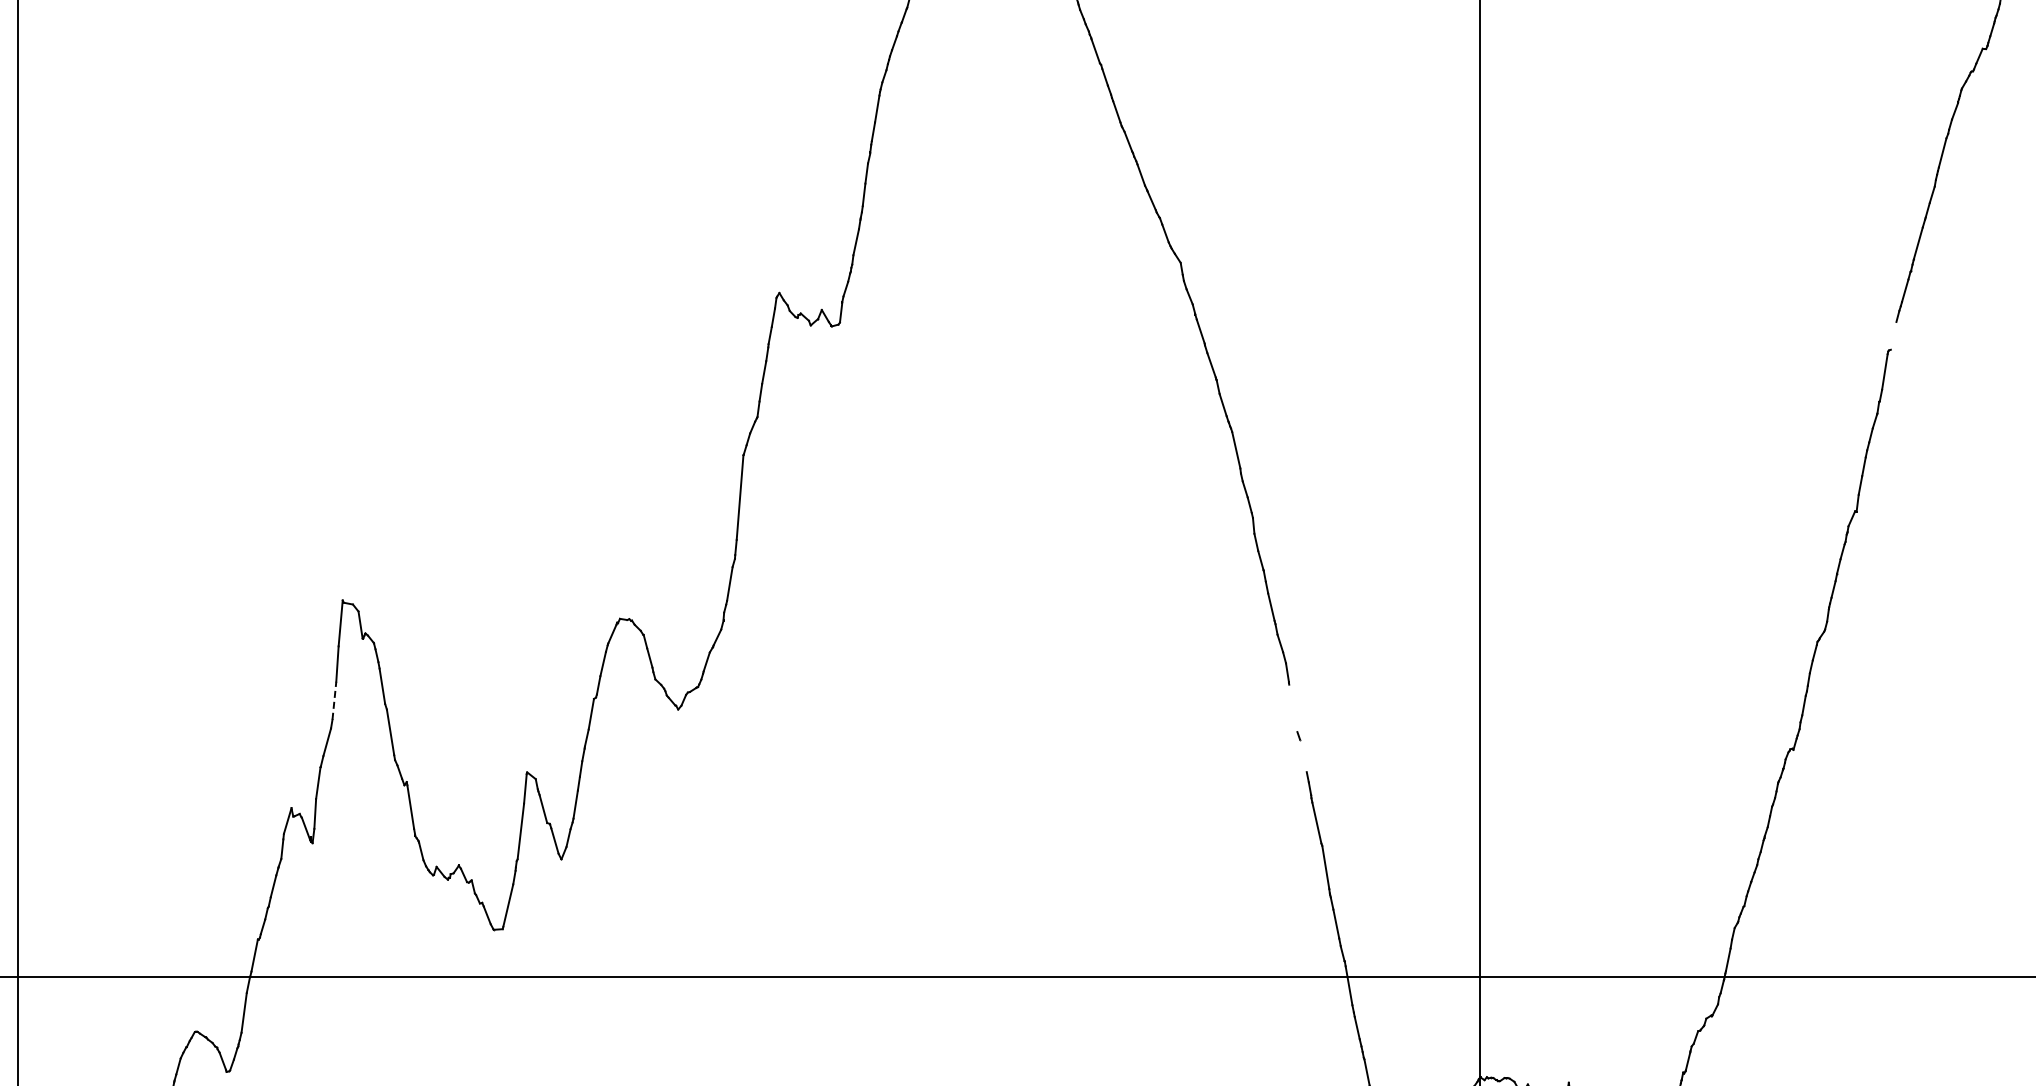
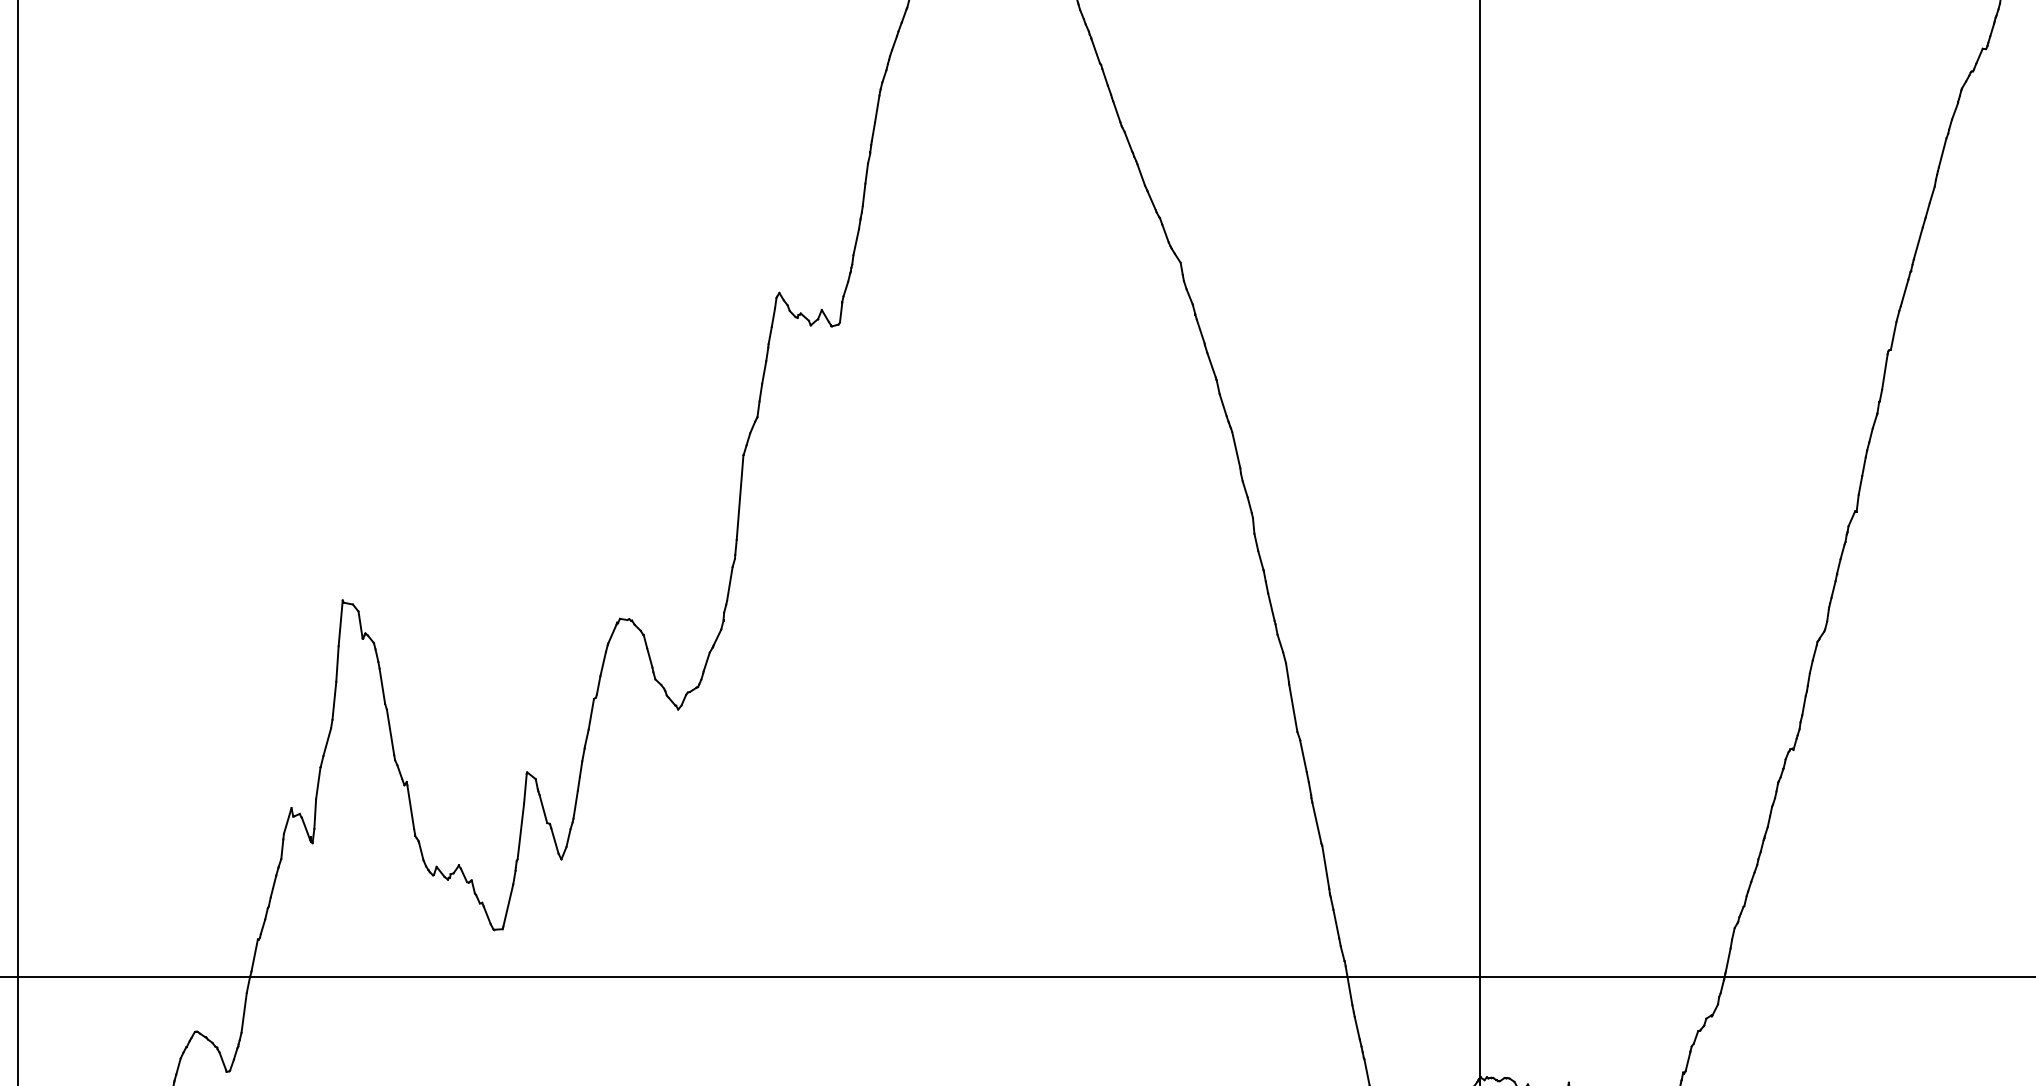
line: none -> present (1893, 335)
line: dashed -> solid (334, 700)
line: none -> present (1293, 708)
line: none -> present (1303, 755)
